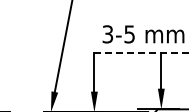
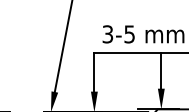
line: dashed -> solid (141, 53)
